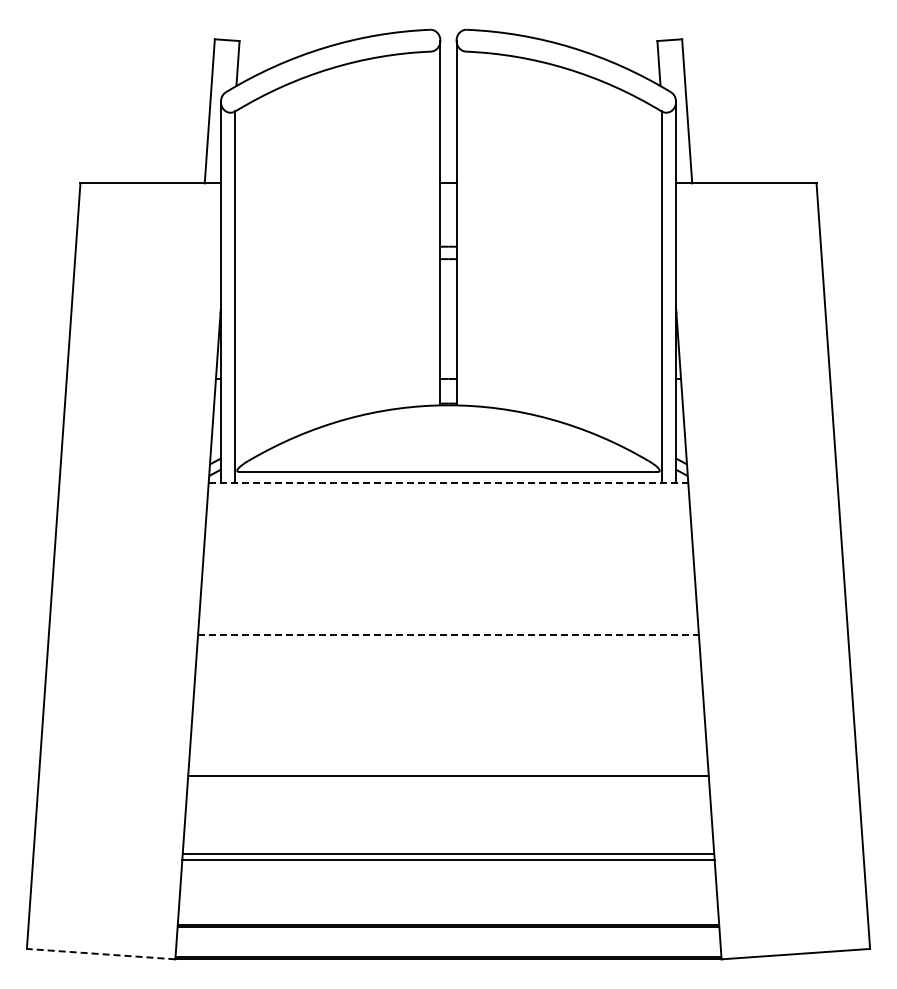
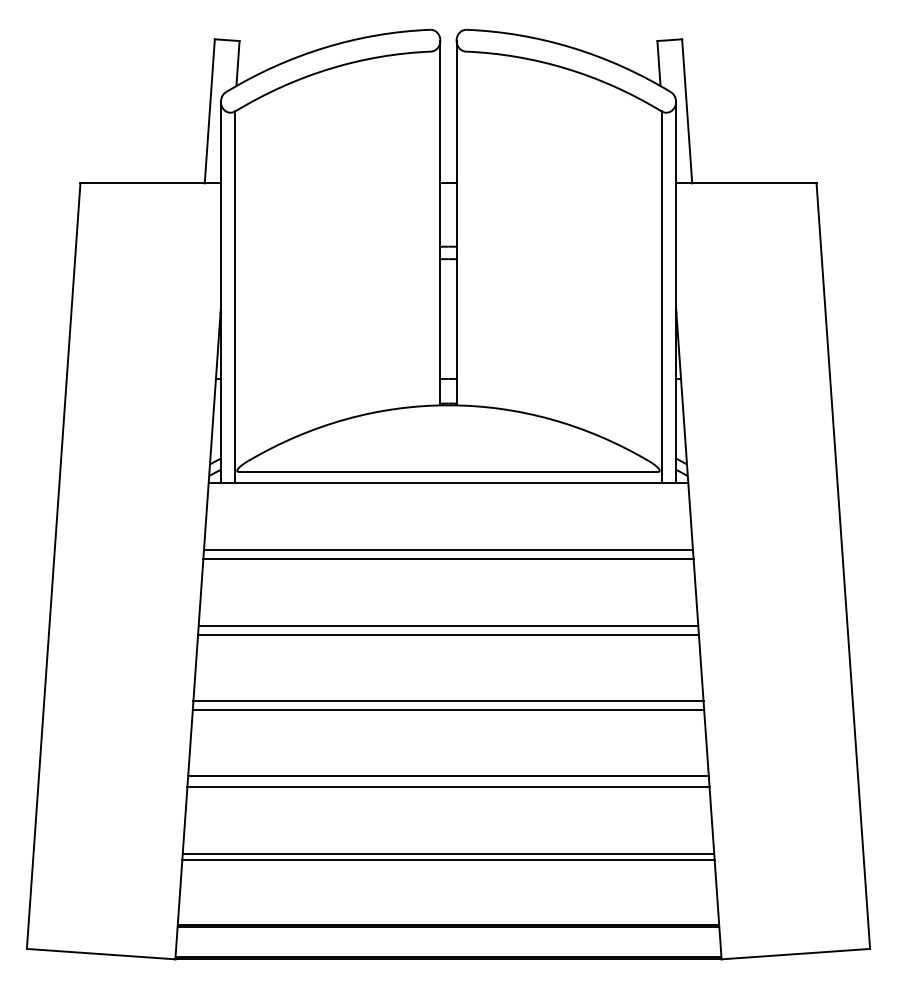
line: dashed -> solid (448, 482)
line: none -> present (448, 549)
line: none -> present (448, 559)
line: none -> present (448, 625)
line: dashed -> solid (448, 635)
line: none -> present (448, 701)
line: none -> present (448, 710)
line: none -> present (448, 786)
line: dashed -> solid (100, 954)
